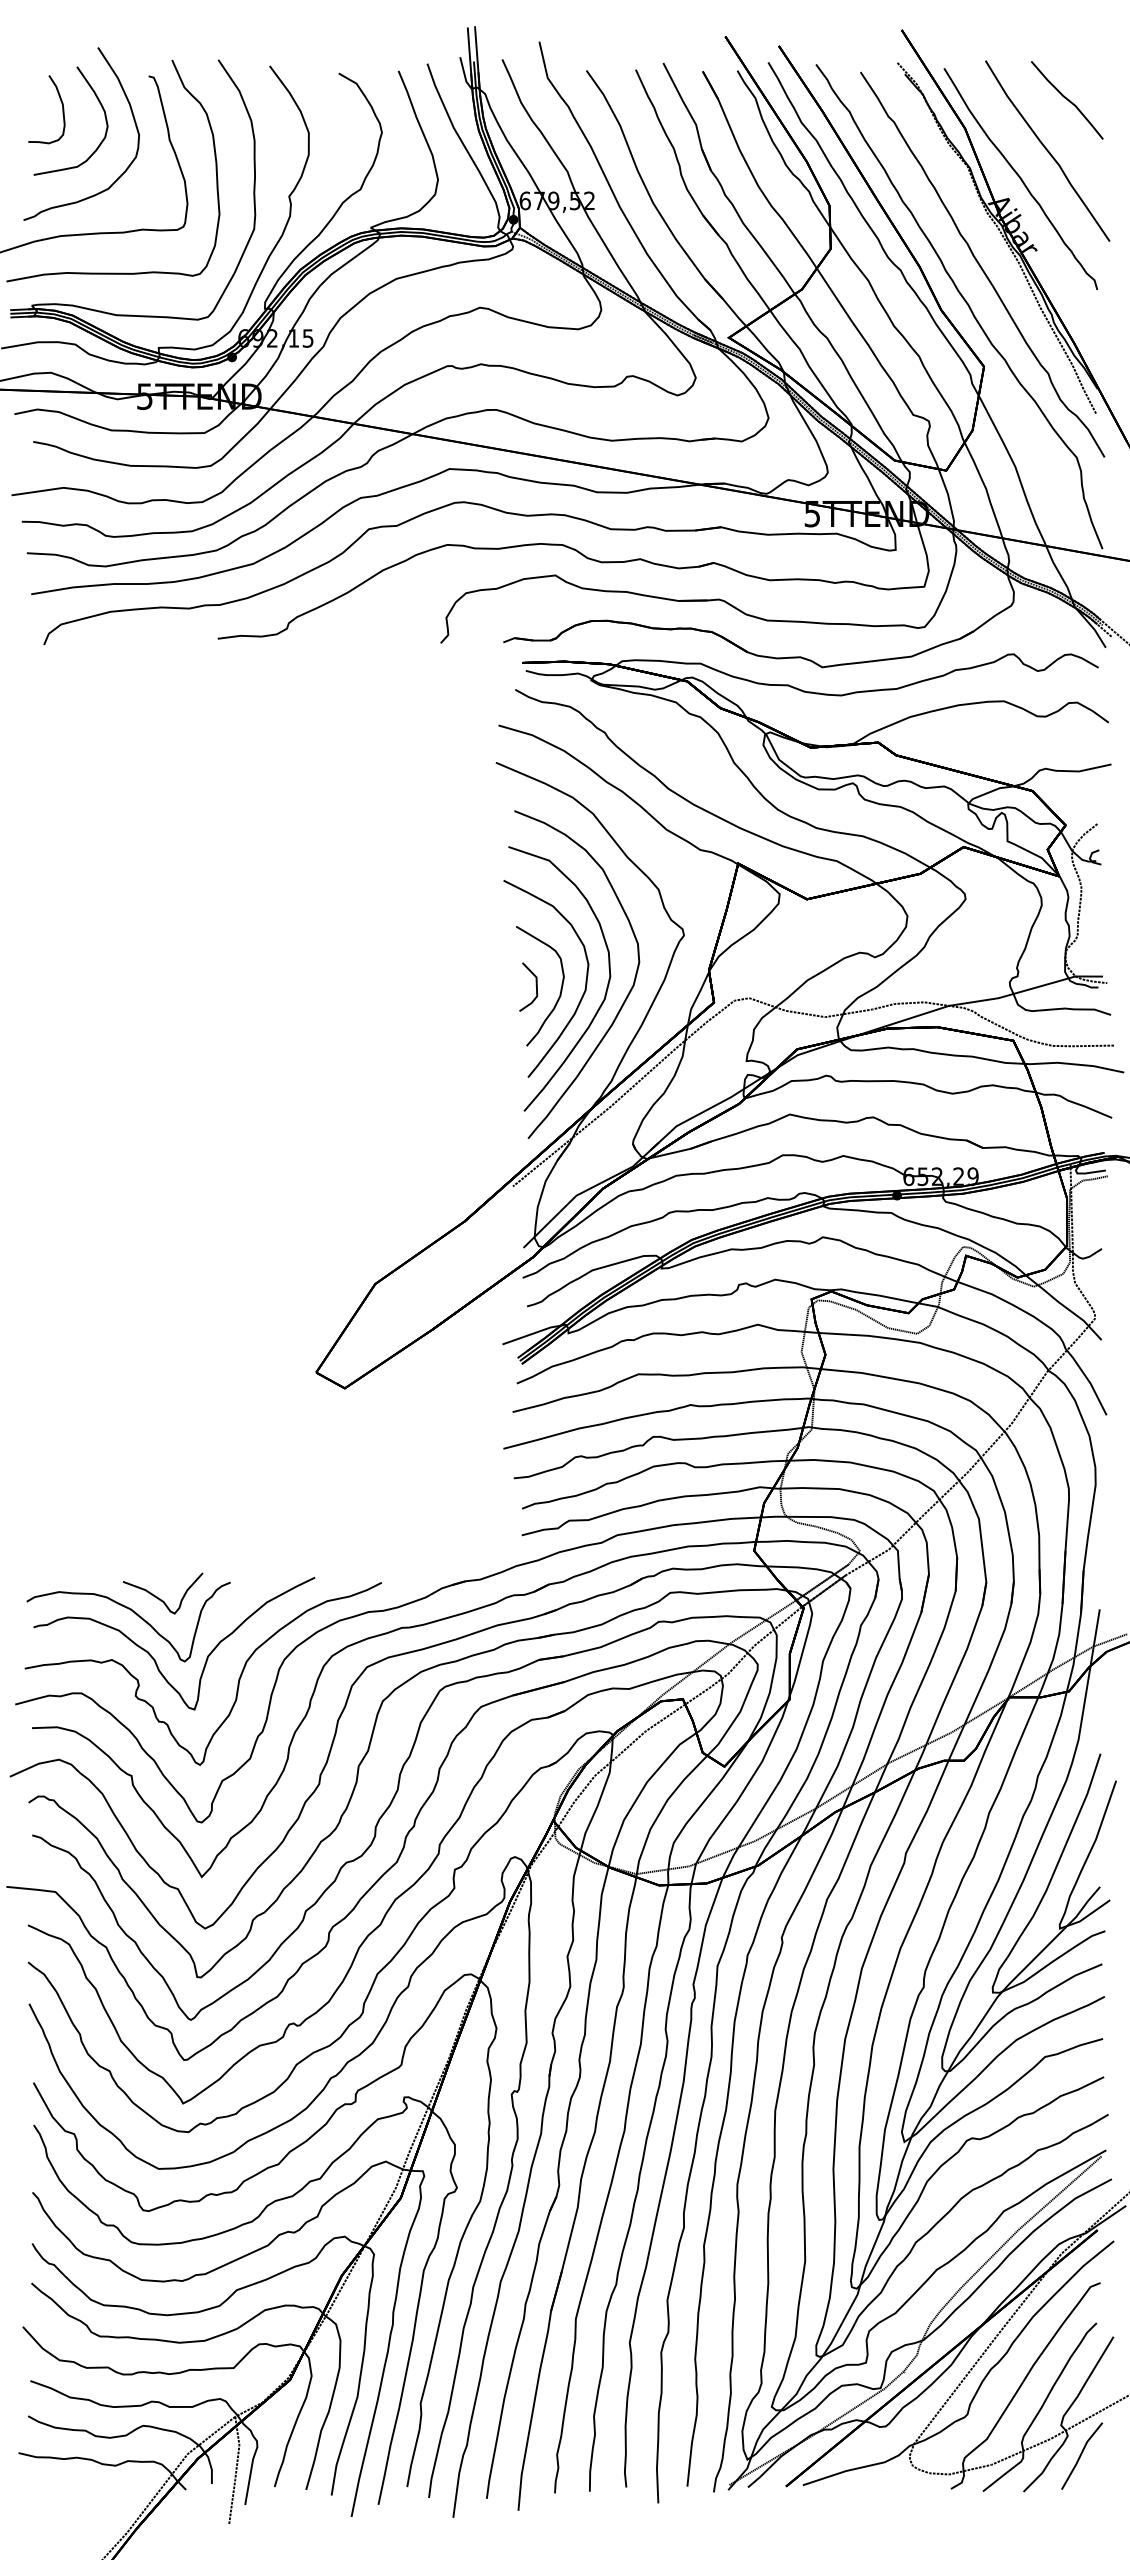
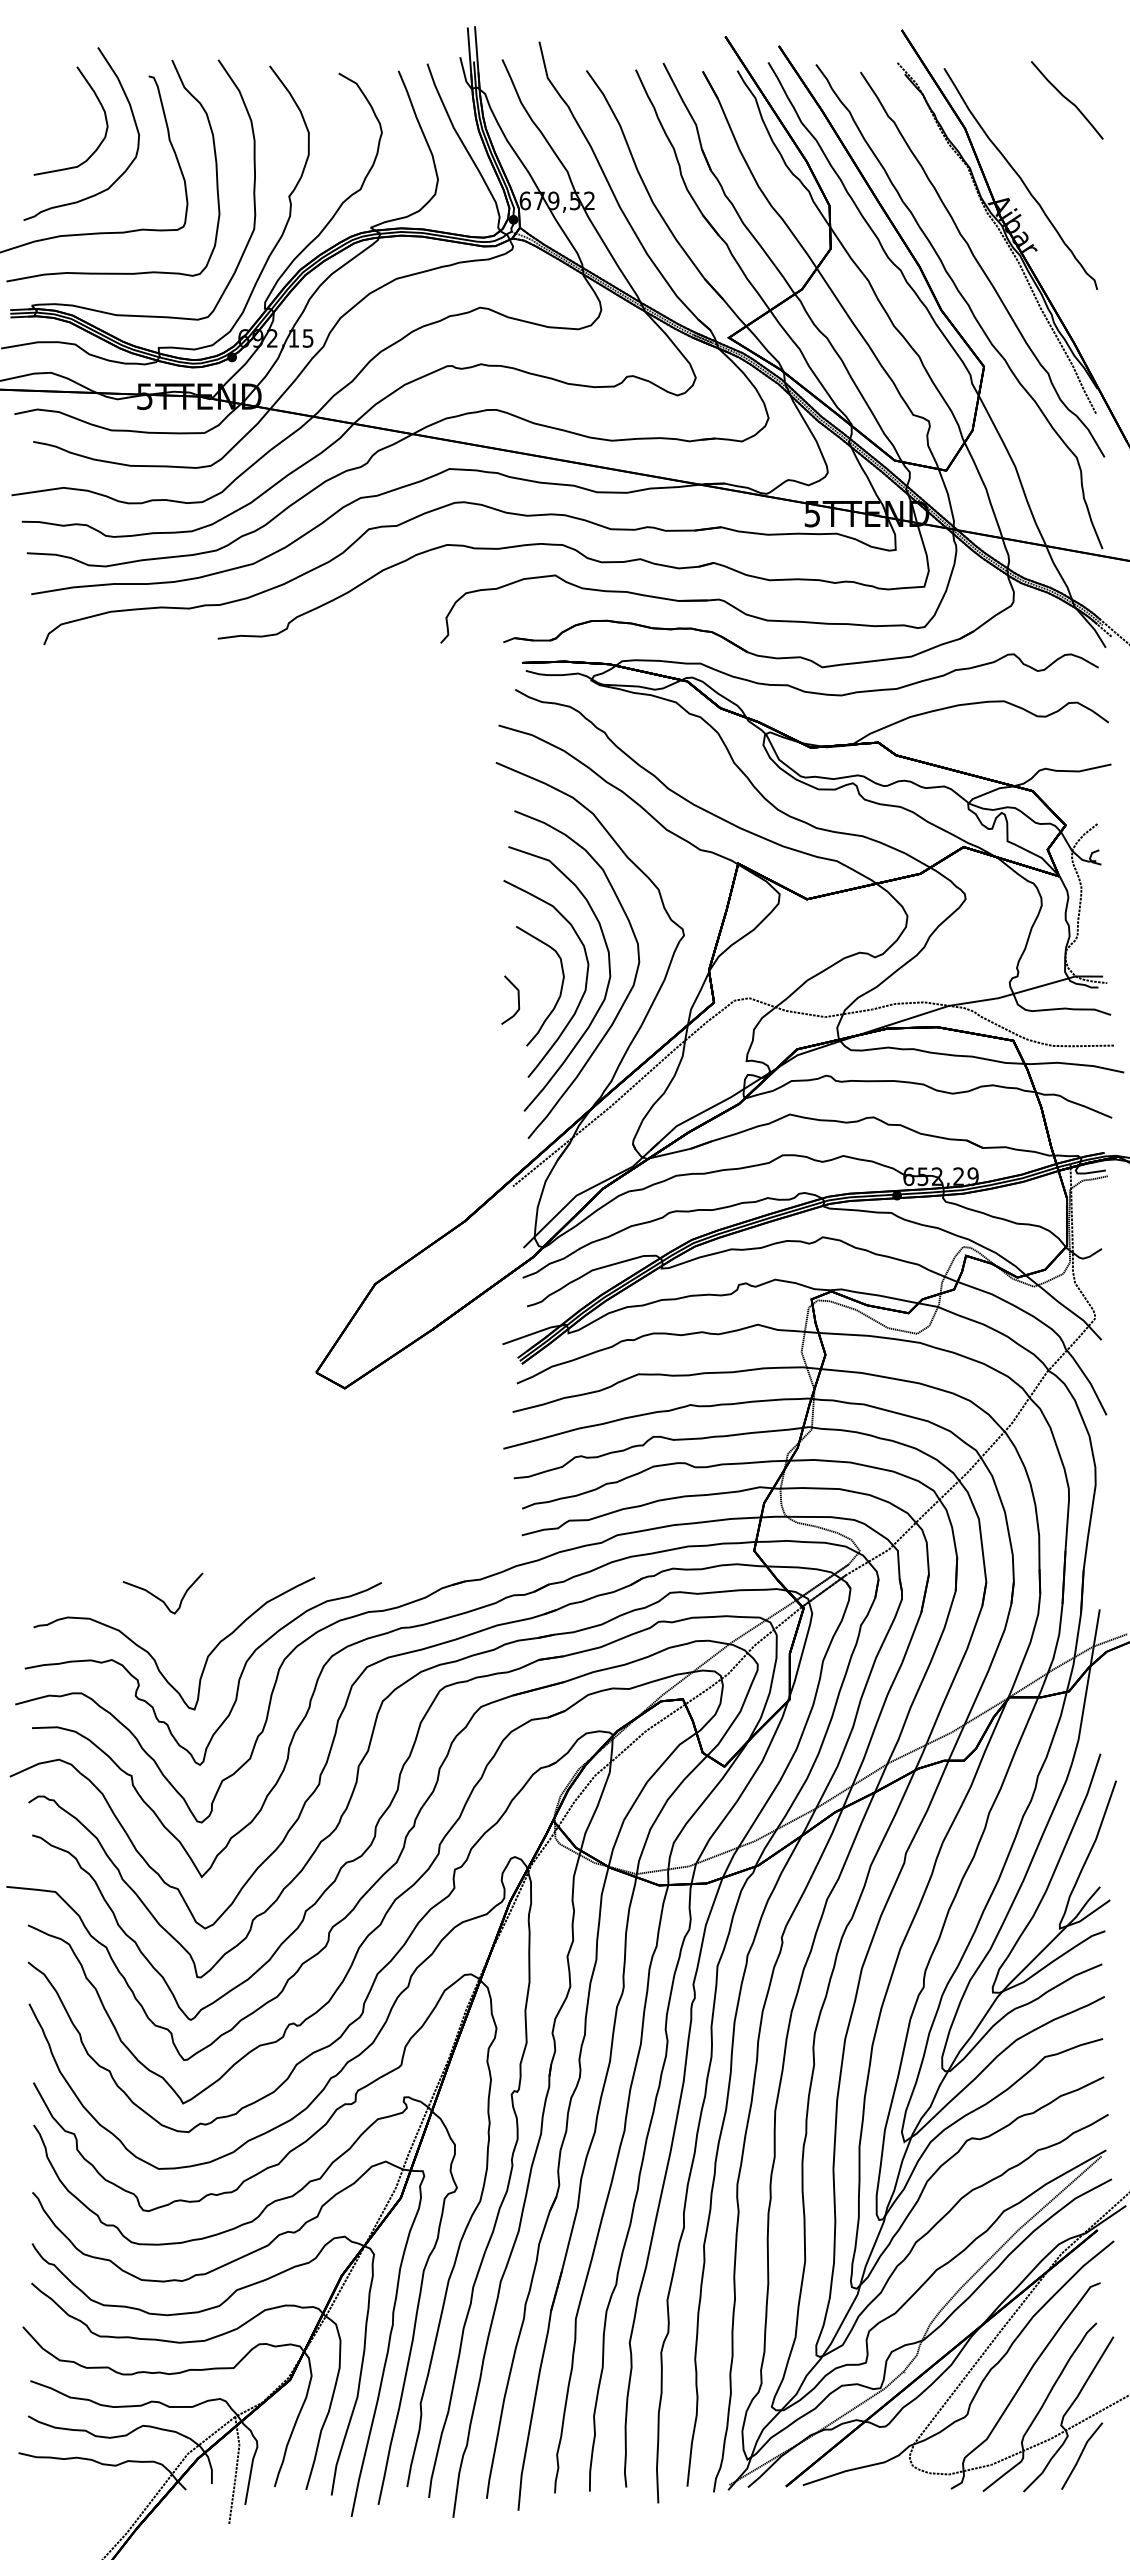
part: present -> none (61, 104)
part: present -> none (1047, 150)
line position: (535, 985) -> (517, 998) (517, 998)
curve: present -> none (135, 1614)
